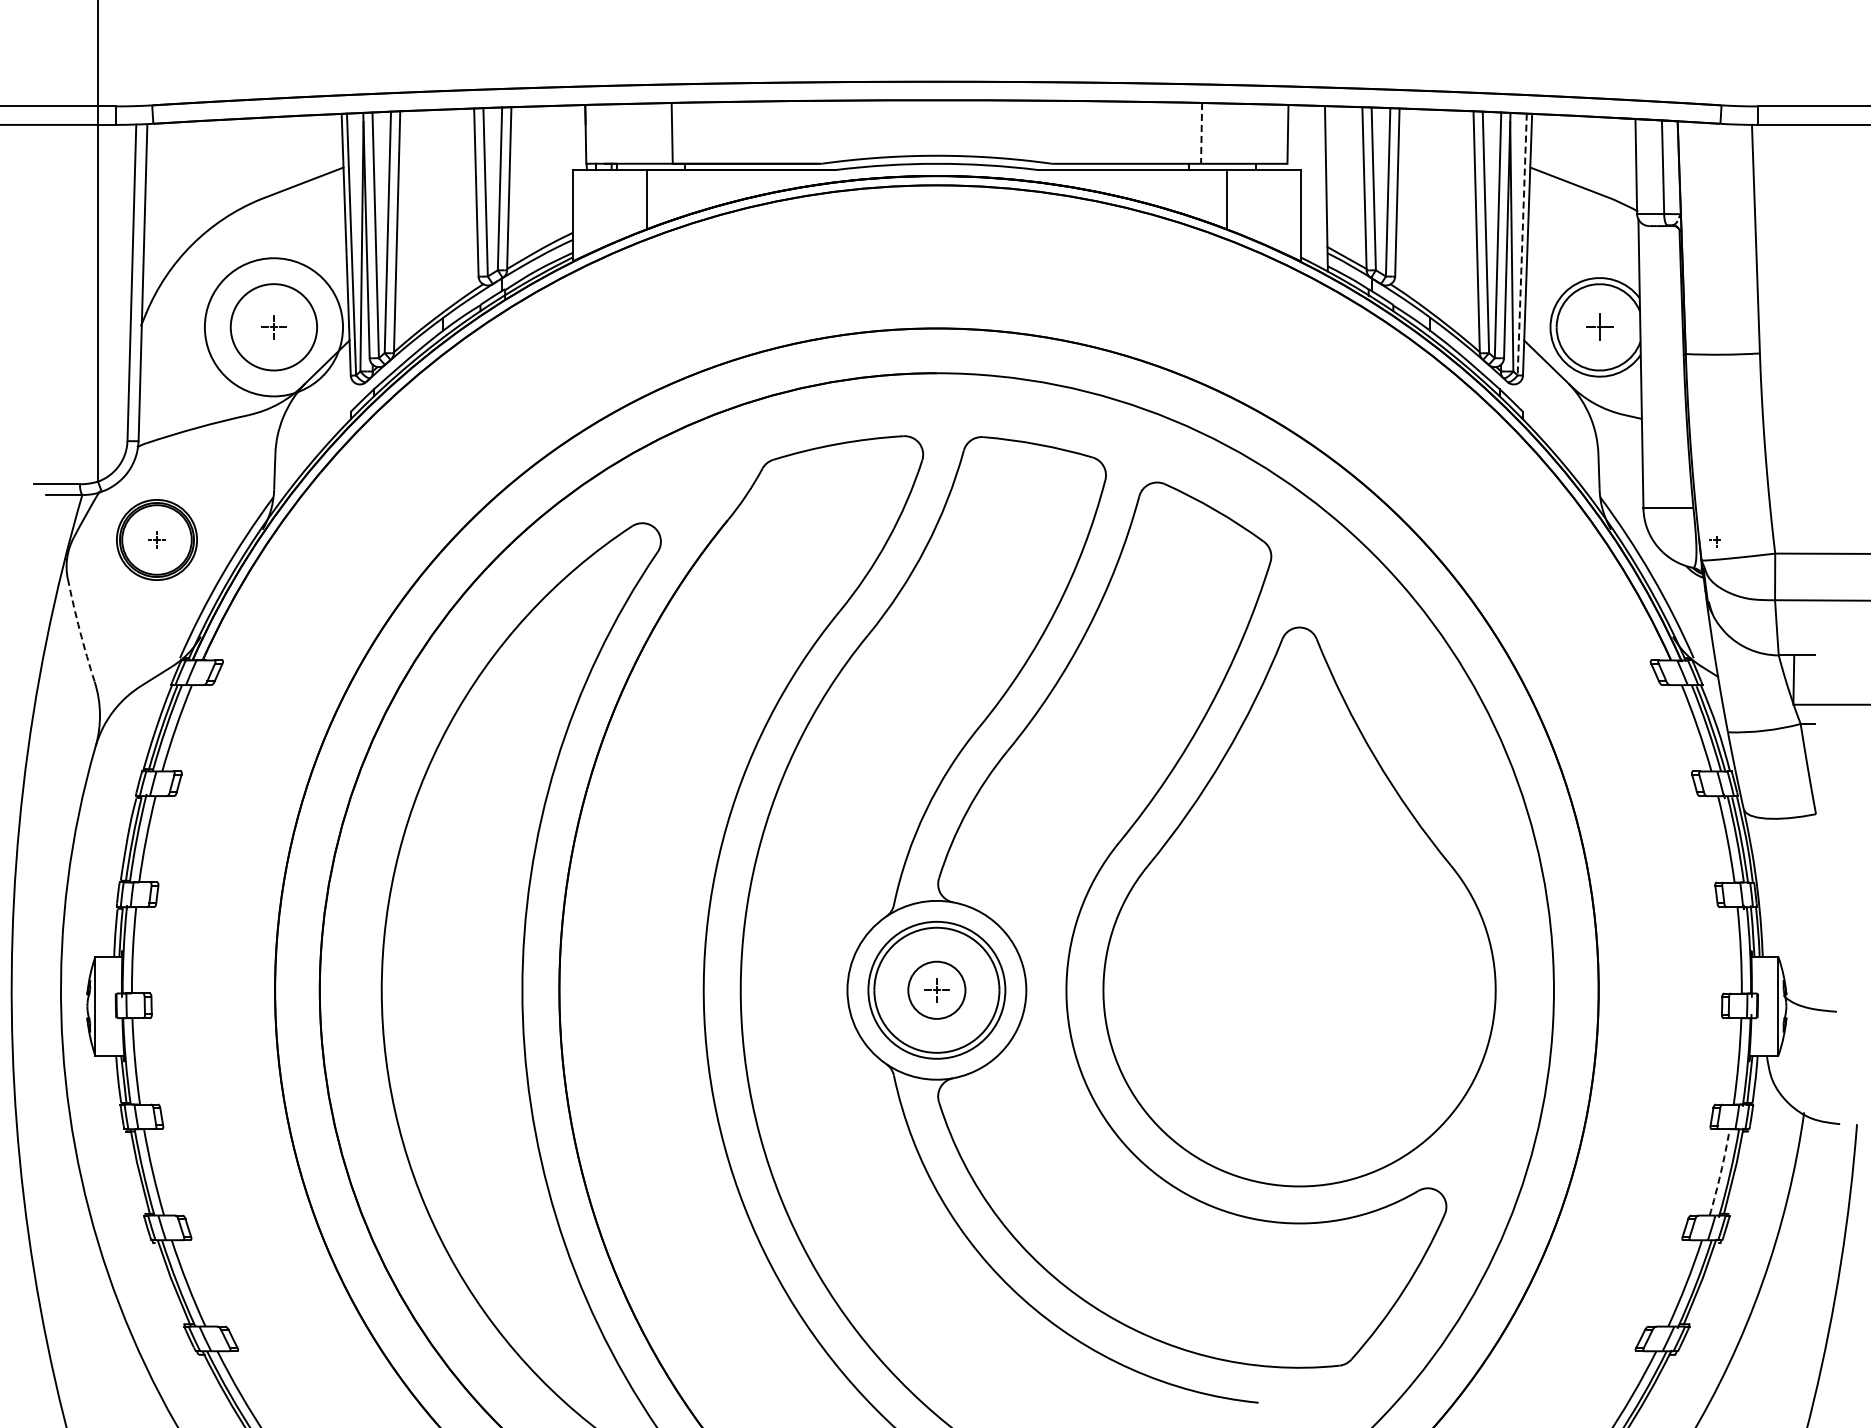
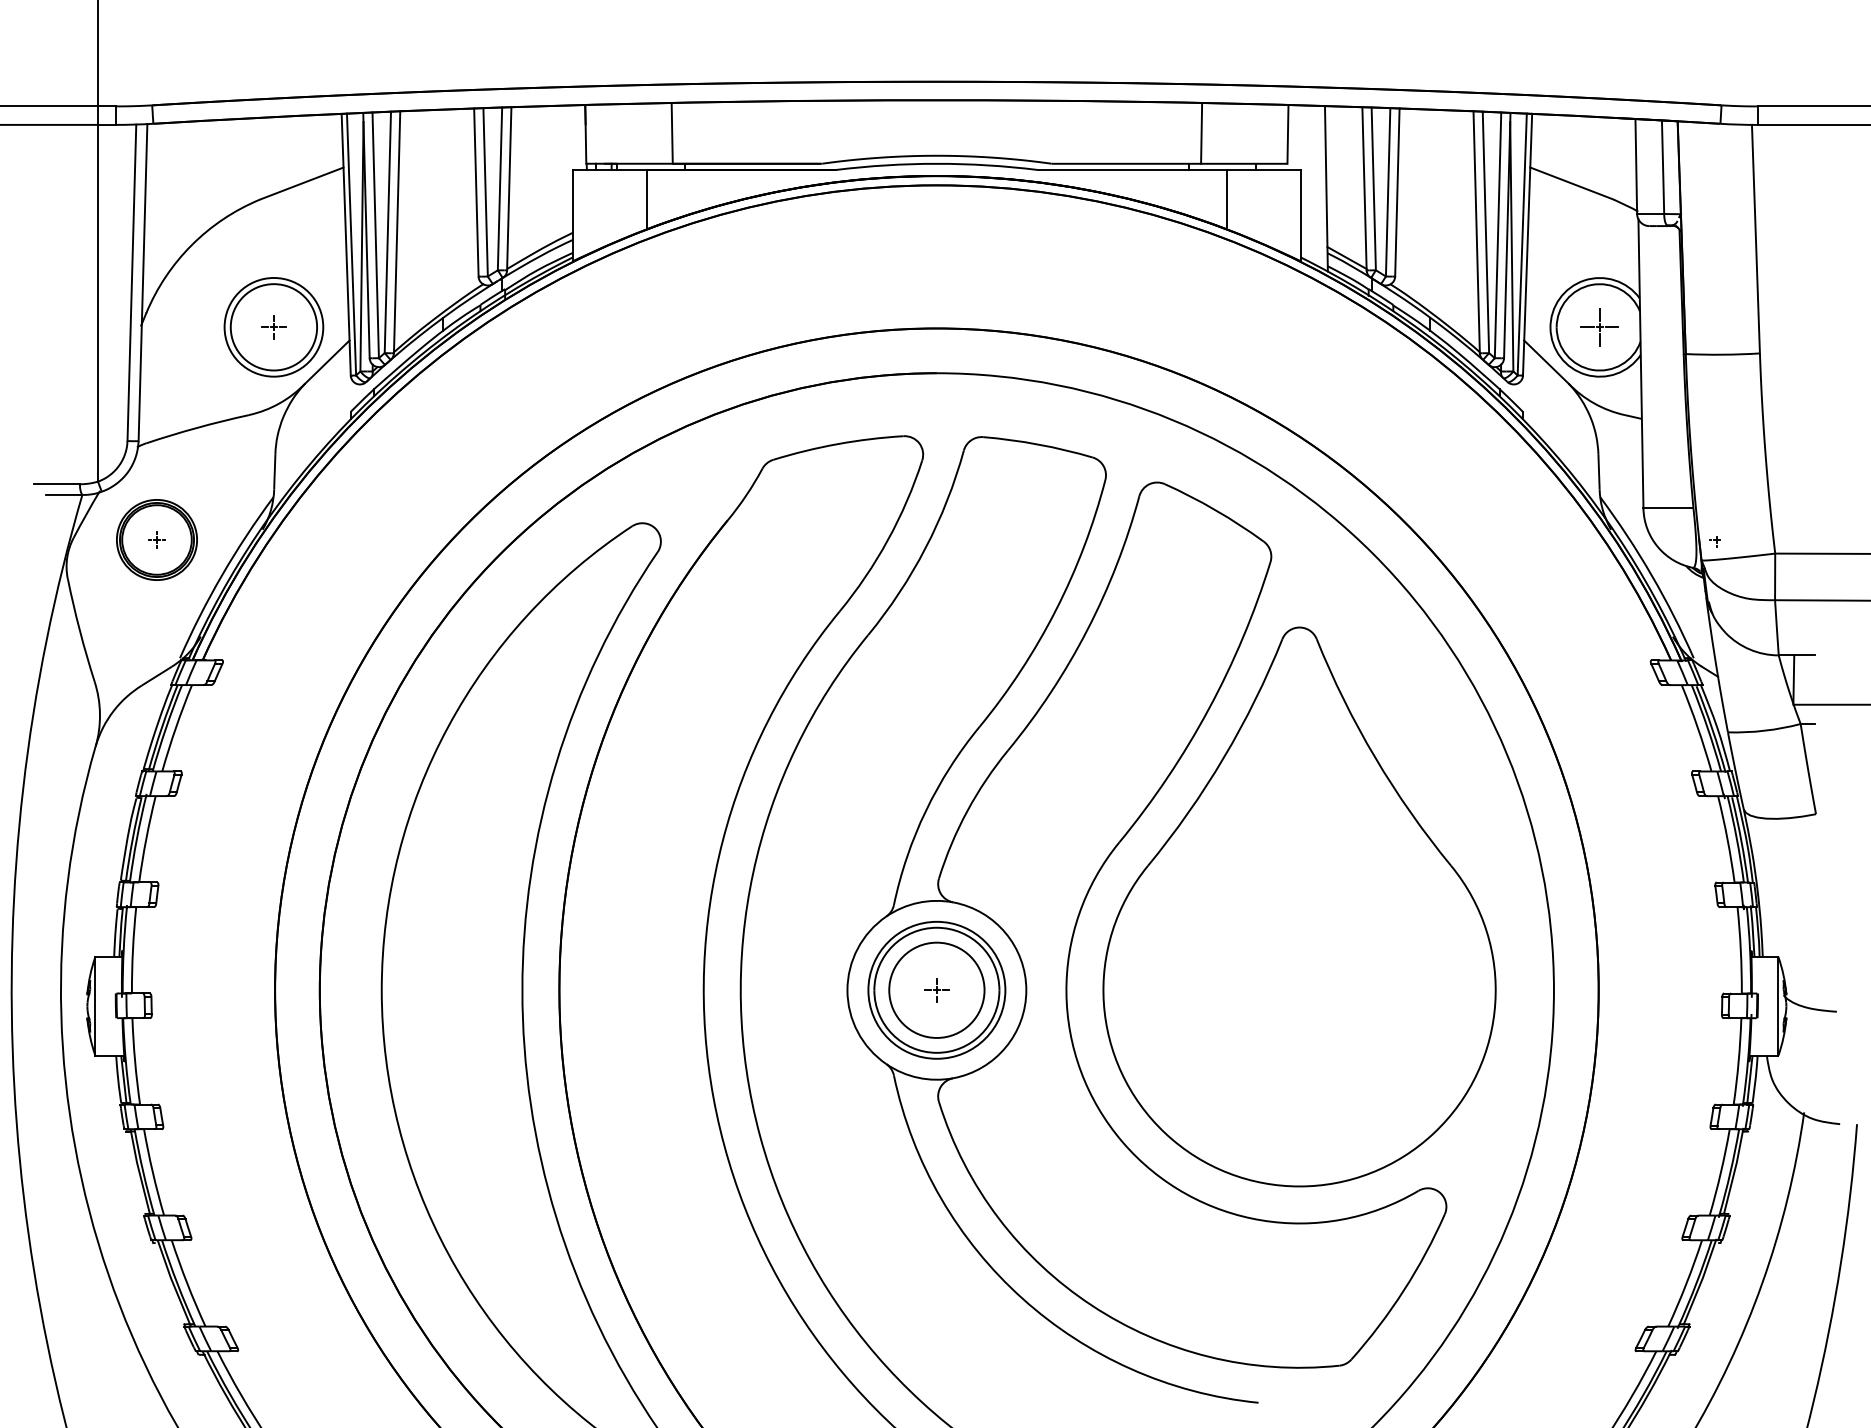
line: dashed -> solid (1201, 133)
line: dashed -> solid (1522, 244)
part size: 28x28 px -> 39x39 px (1599, 327)
circle diameter: 138 px -> 99 px (273, 326)
arc: dashed -> solid (79, 630)
circle diameter: 57 px -> 95 px (936, 989)
arc: dashed -> solid (1720, 1172)
